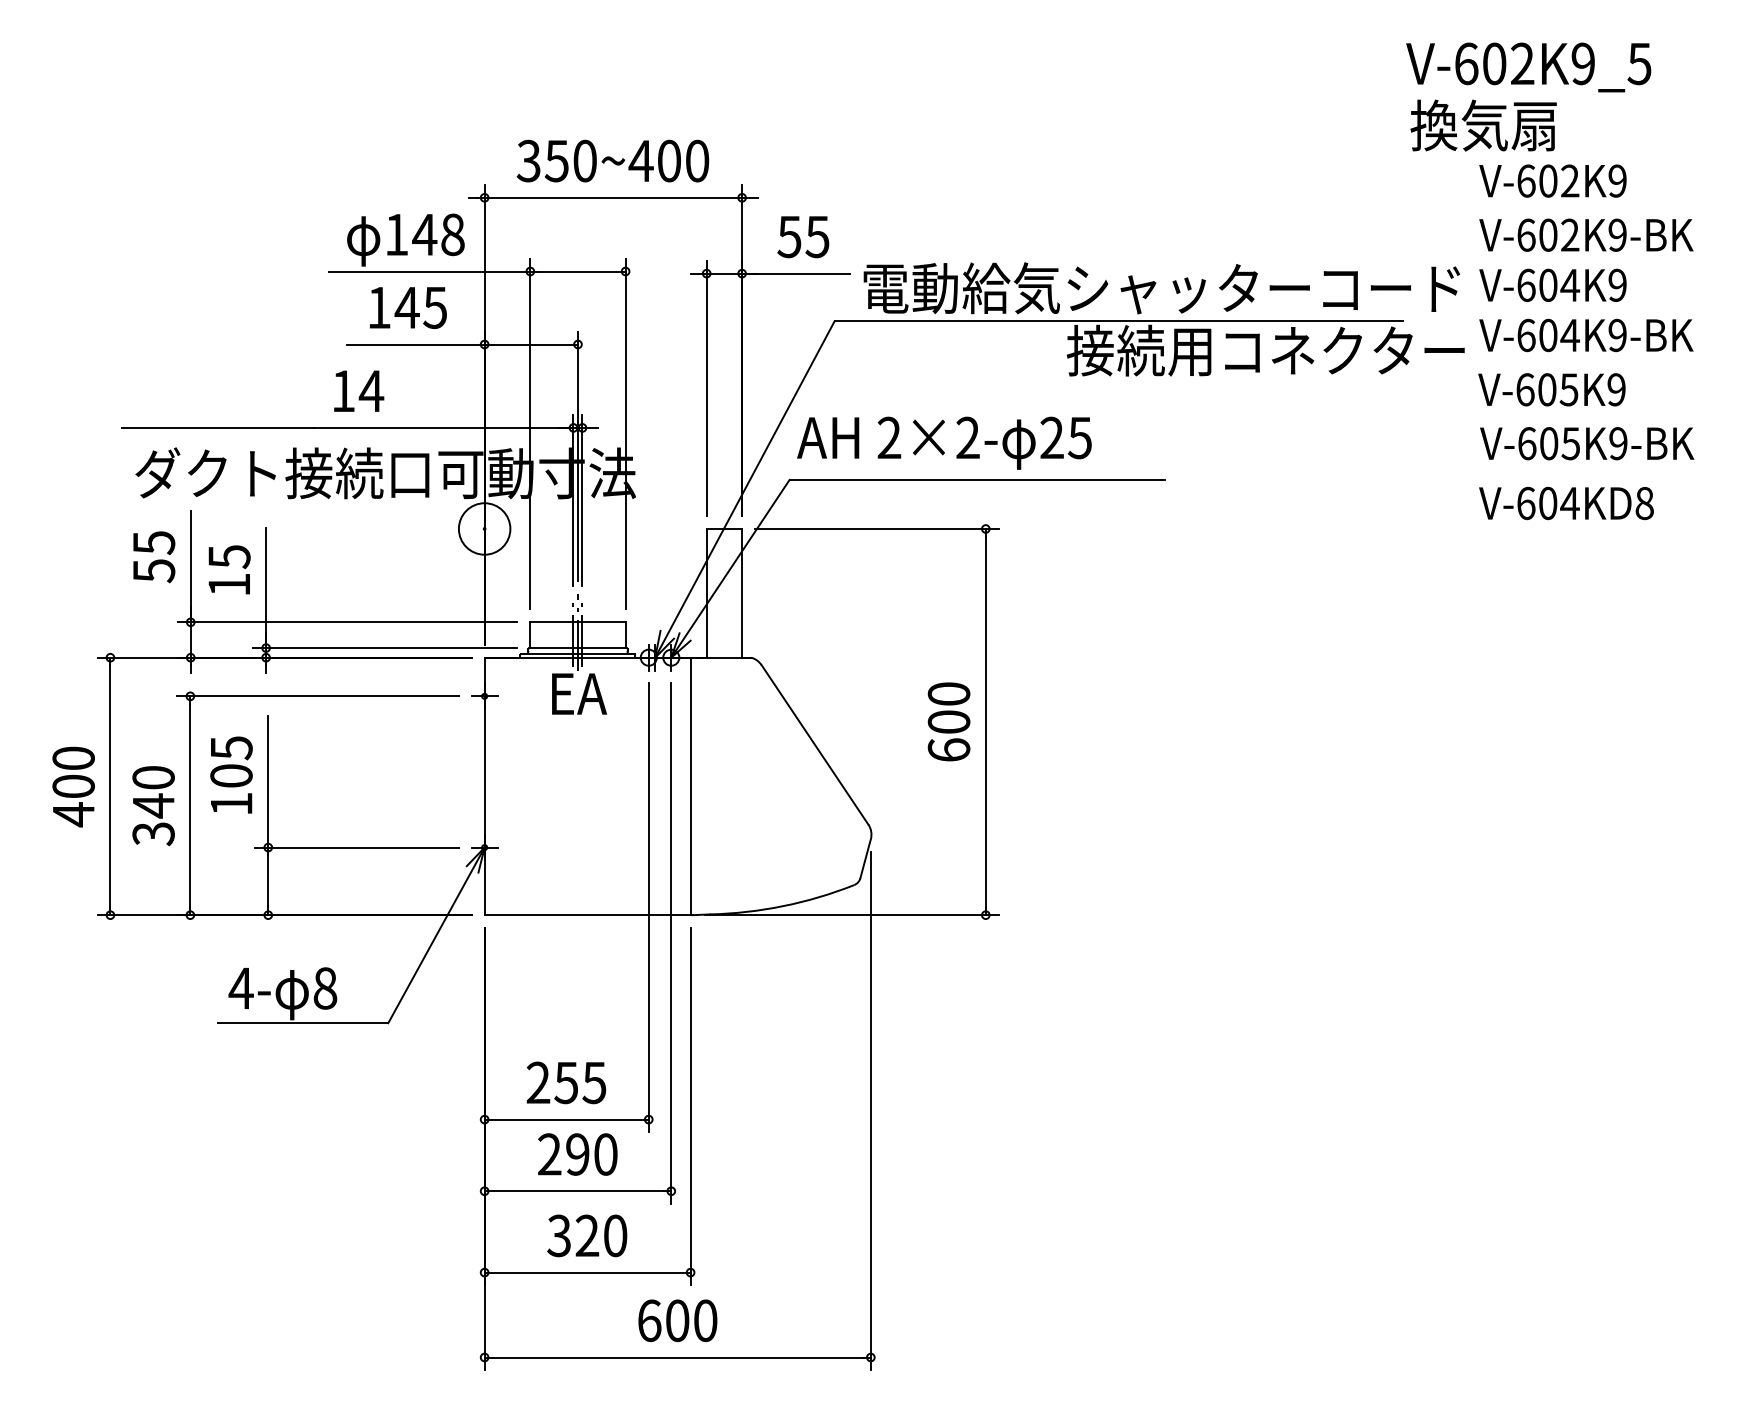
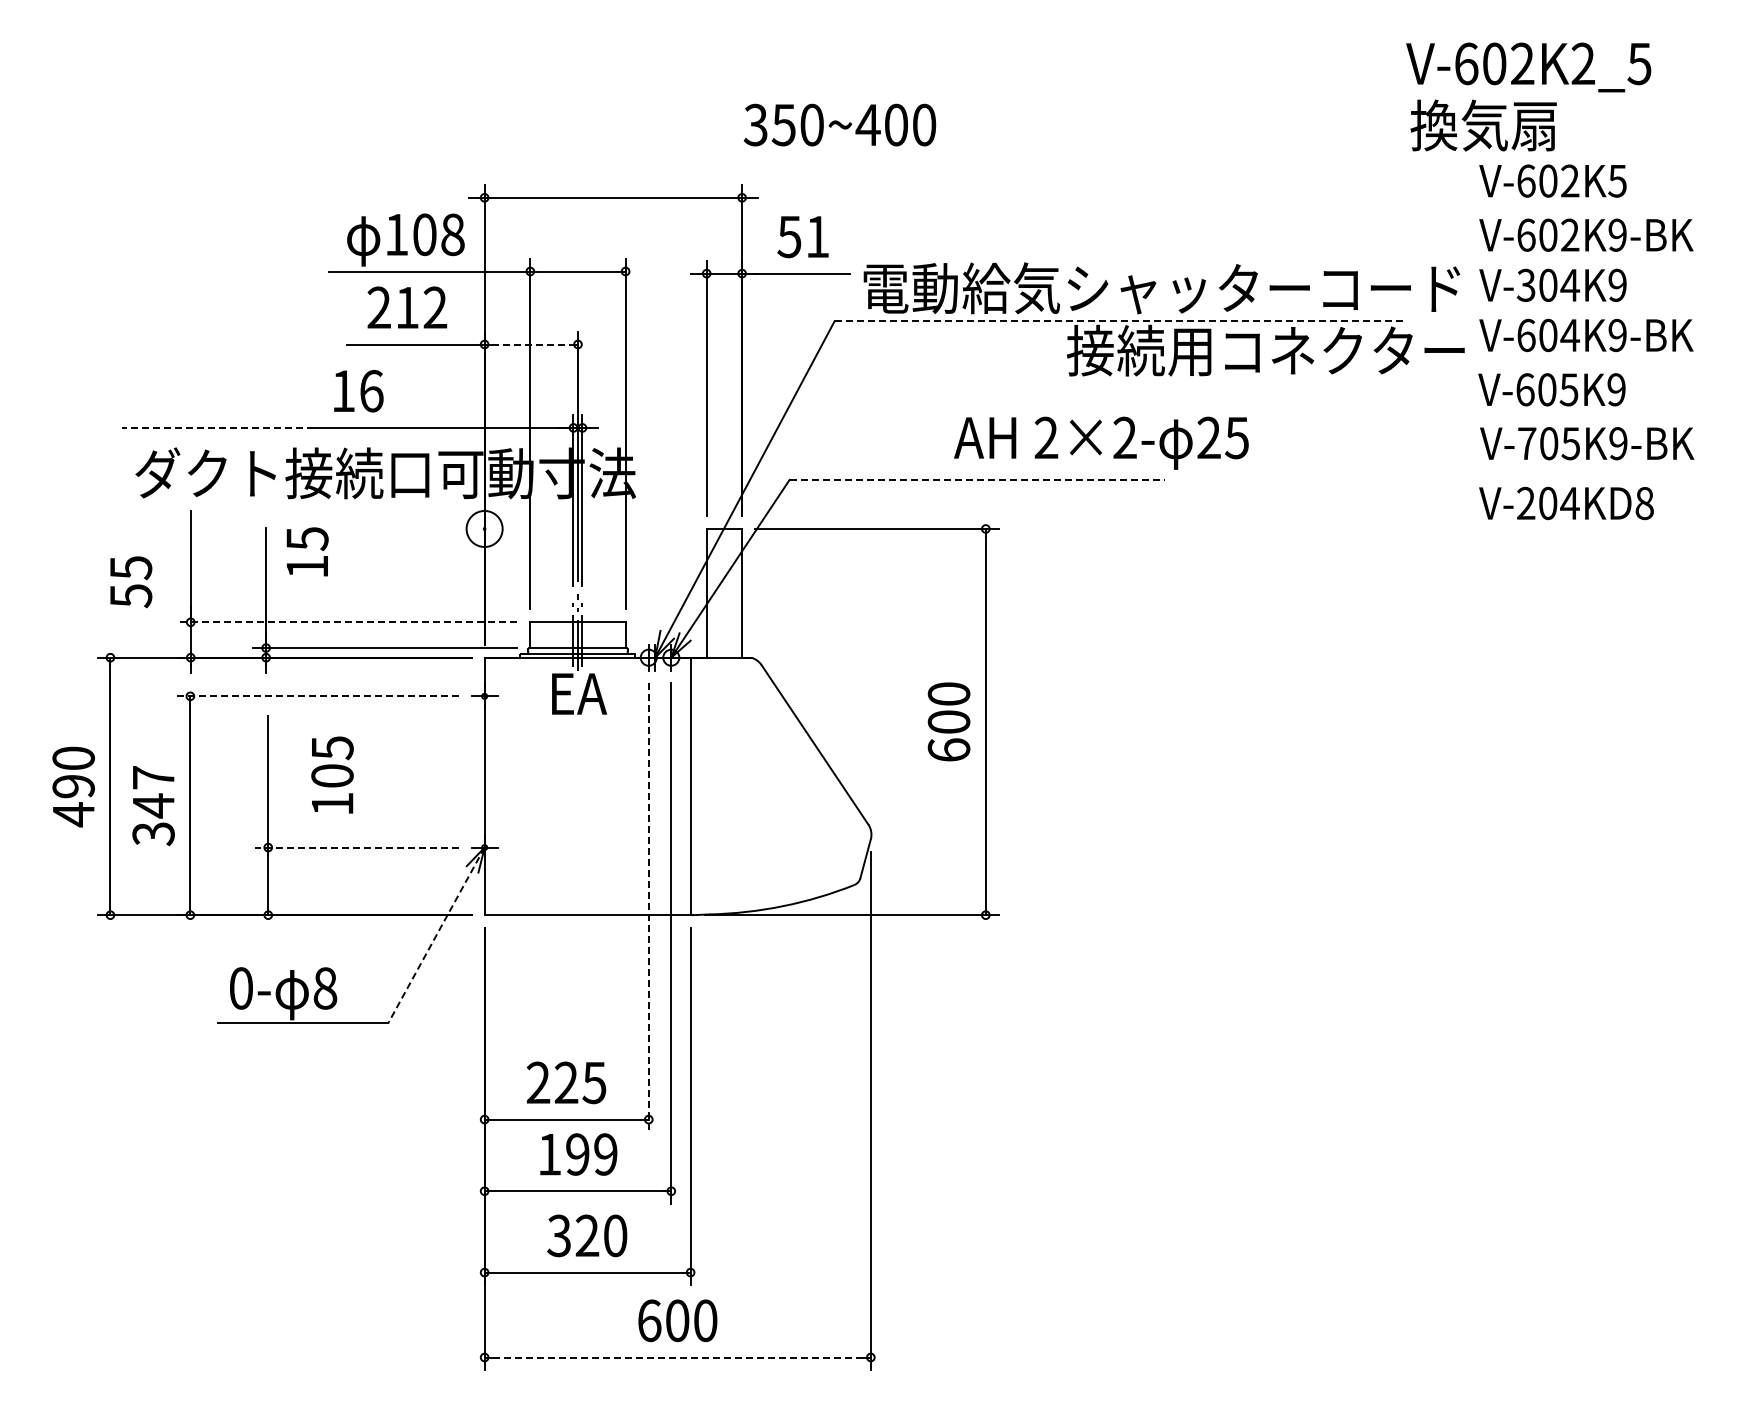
text: V-602K9_5 -> V-602K2_5 (1582, 64)
text position: (612, 160) -> (839, 124) (839, 124)
text: V-602K9 -> V-602K5 (1617, 180)
text: 148 -> 108 (424, 234)
text: 55 -> 51 (817, 237)
text: V-604K9 -> V-304K9 (1525, 284)
text: 145 -> 212 (407, 307)
line: solid -> dashed (1118, 321)
line: solid -> dashed (531, 344)
text: 14 -> 16 (371, 391)
line: solid -> dashed (217, 427)
text position: (944, 442) -> (1101, 442) (1101, 442)
text: V-605K9-BK -> V-705K9-BK (1527, 443)
line: solid -> dashed (977, 480)
text: V-604KD8 -> V-204KD8 (1526, 503)
circle diameter: 51 px -> 36 px (484, 528)
text position: (154, 557) -> (131, 582) (131, 582)
text position: (229, 569) -> (307, 551) (307, 551)
line: solid -> dashed (347, 622)
line: solid -> dashed (318, 696)
text position: (231, 774) -> (332, 774) (332, 774)
text: 340 -> 347 (153, 777)
text: 400 -> 490 (73, 786)
line: solid -> dashed (357, 847)
line: solid -> dashed (648, 907)
line: solid -> dashed (436, 935)
text: 4- -> 0- (240, 988)
text: 255 -> 225 (566, 1082)
text: 290 -> 199 (577, 1154)
line: solid -> dashed (677, 1357)
